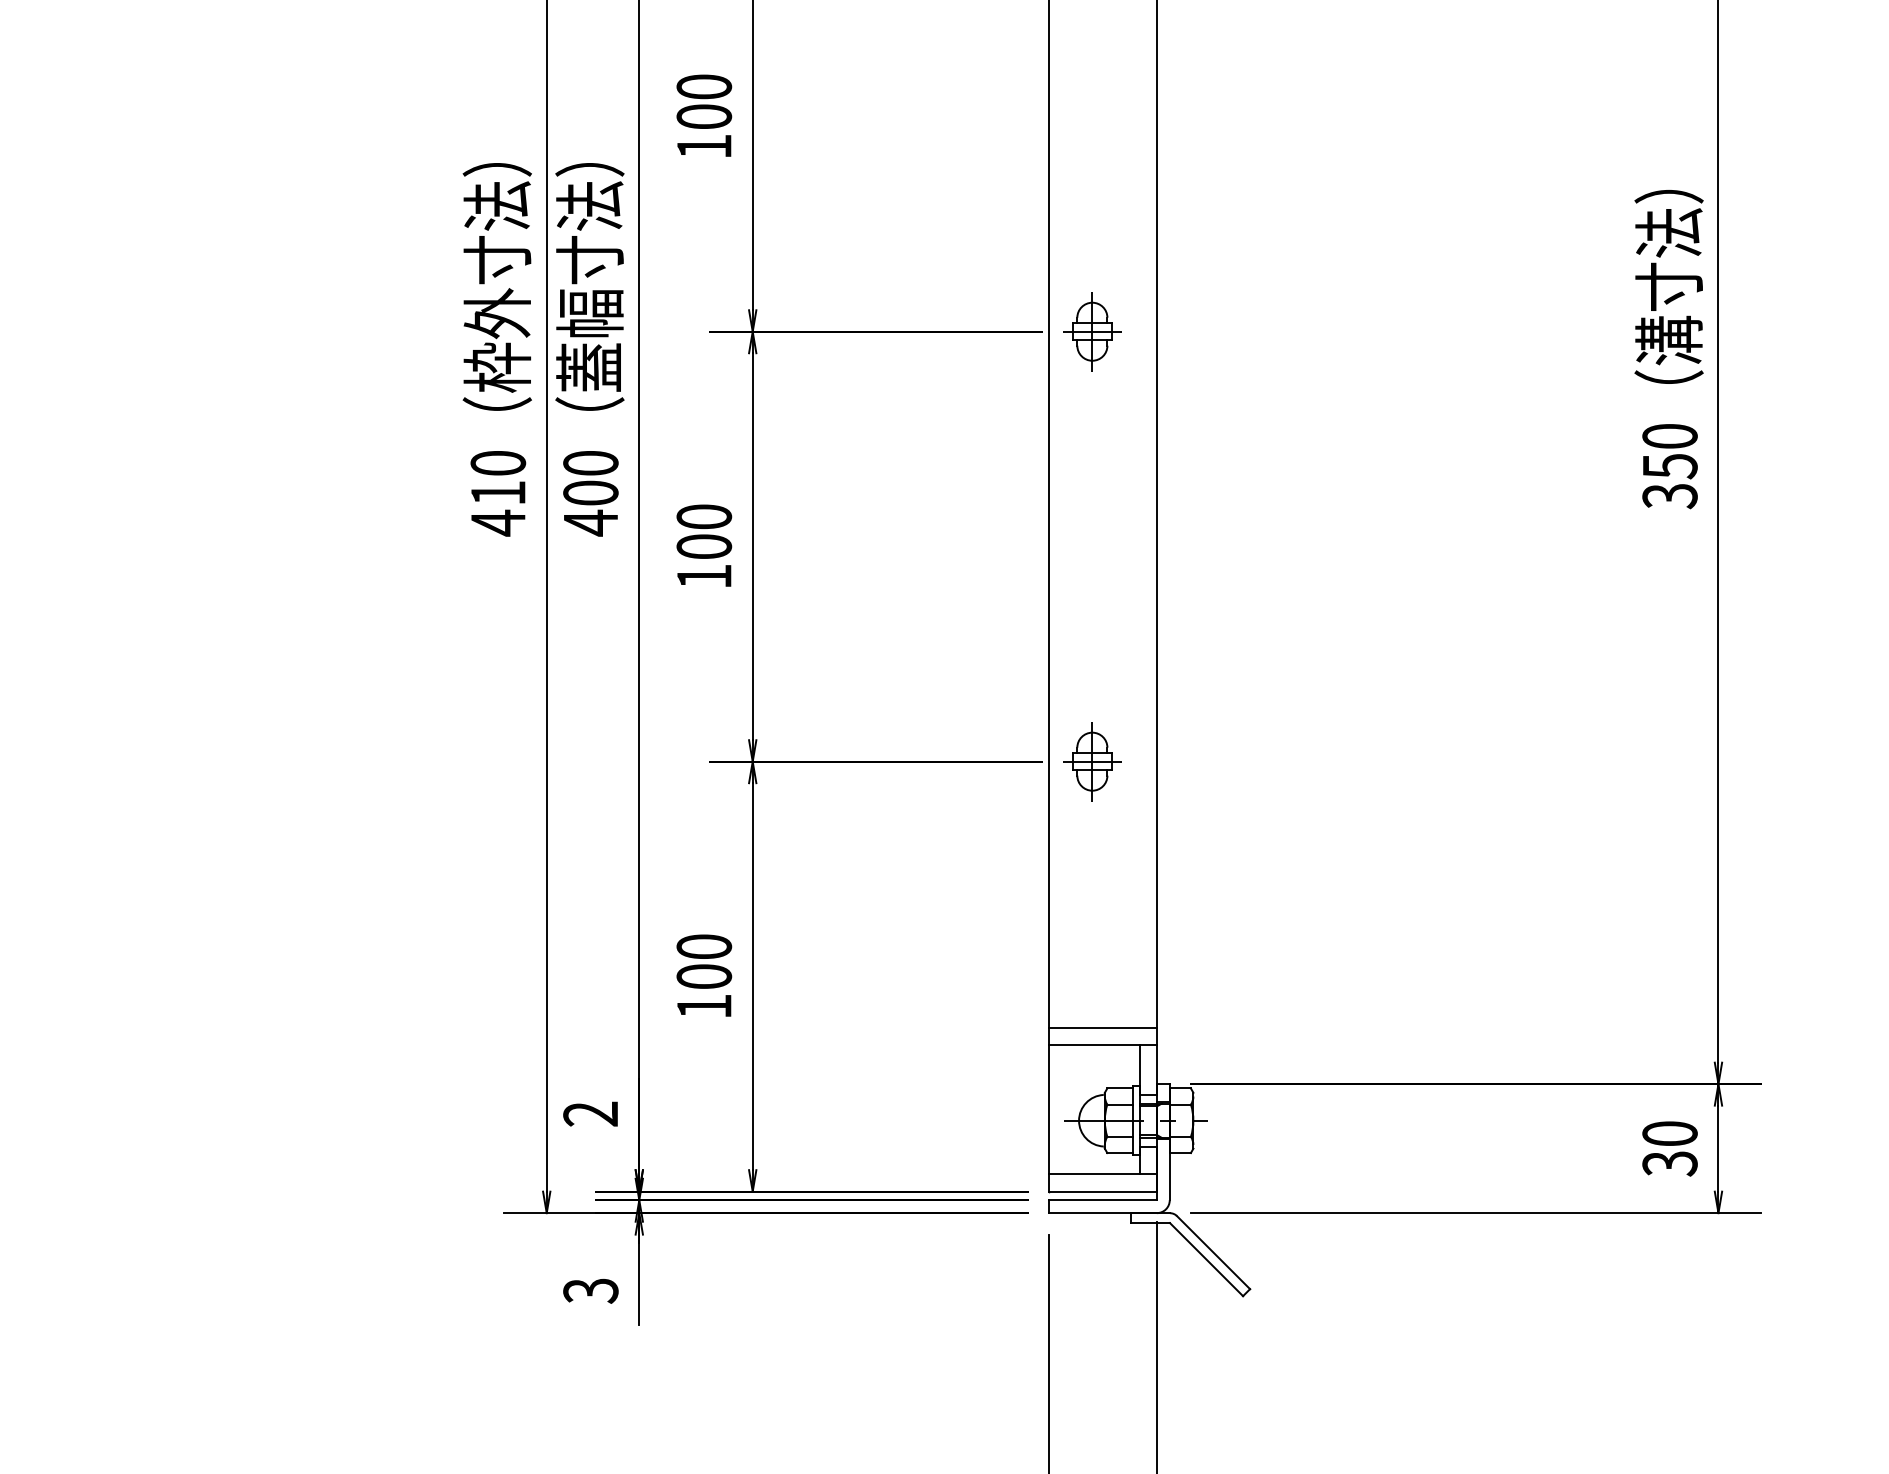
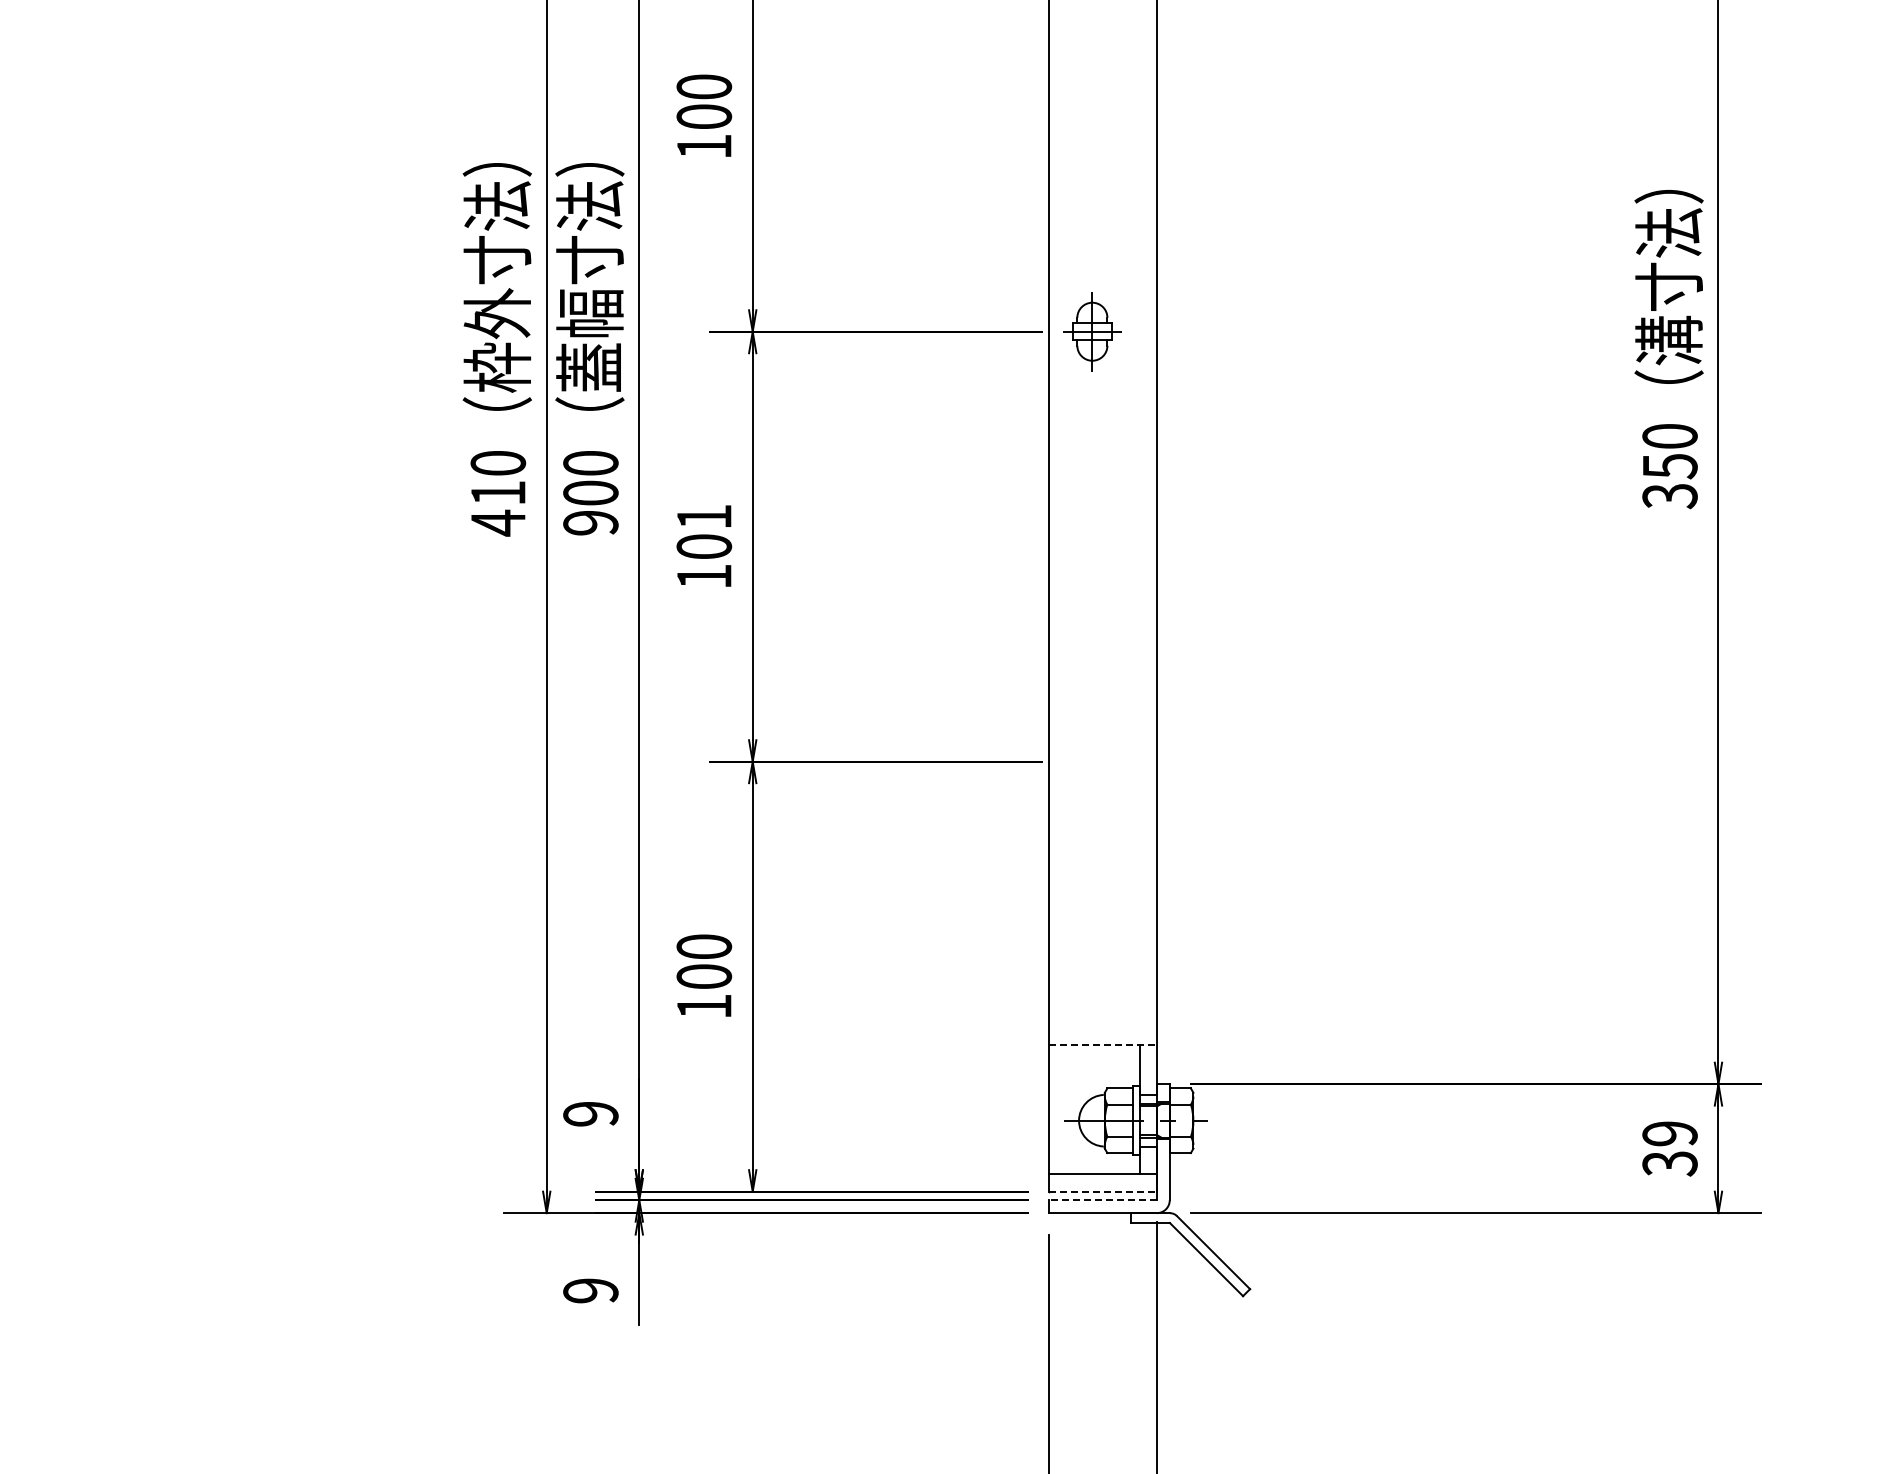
text: 100 -> 101 (704, 516)
text: 400 -> 900 (590, 522)
part: present -> none (1092, 761)
line: present -> none (1102, 1028)
line: solid -> dashed (1103, 1045)
text: 2 -> 9 (590, 1113)
text: 30 -> 39 (1669, 1133)
line: solid -> dashed (1103, 1191)
line: solid -> dashed (1103, 1200)
text: 3 -> 9 (590, 1290)
